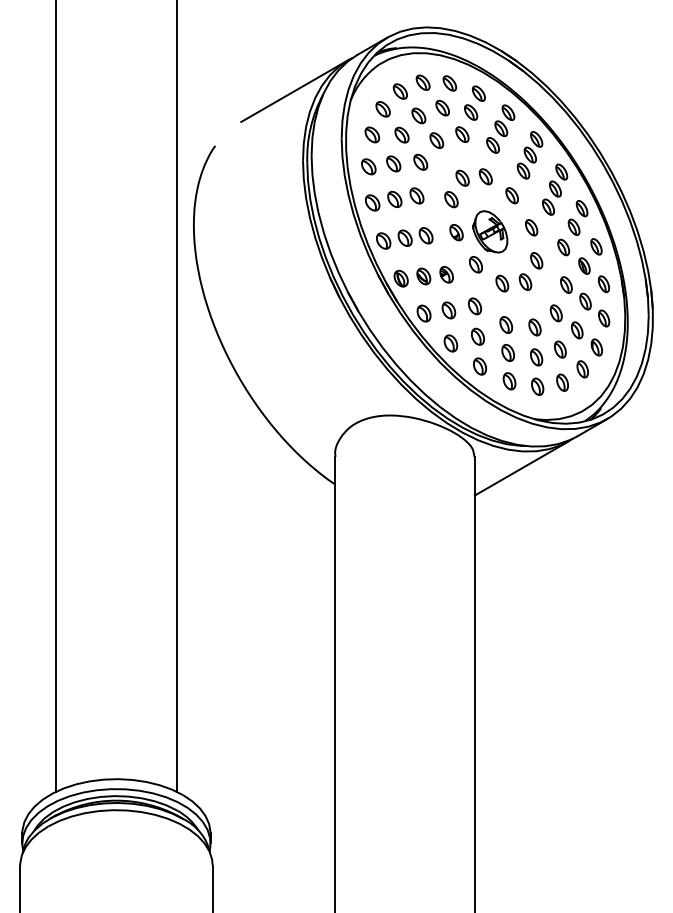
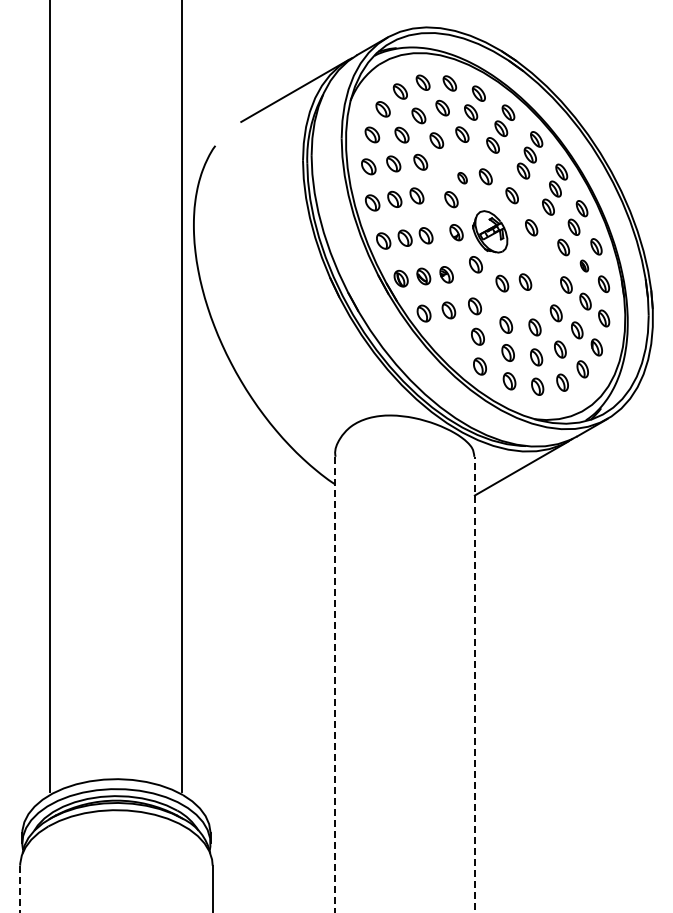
part size: 15x18 px -> 11x13 px (462, 178)
part: present -> none (536, 260)
part size: 13x18 px -> 11x14 px (584, 265)
part: present -> none (450, 343)
line position: (55, 396) -> (49, 396) (49, 396)
line position: (177, 396) -> (182, 396) (182, 396)
line: solid -> dashed (335, 684)
line: solid -> dashed (474, 684)
line: solid -> dashed (20, 889)
